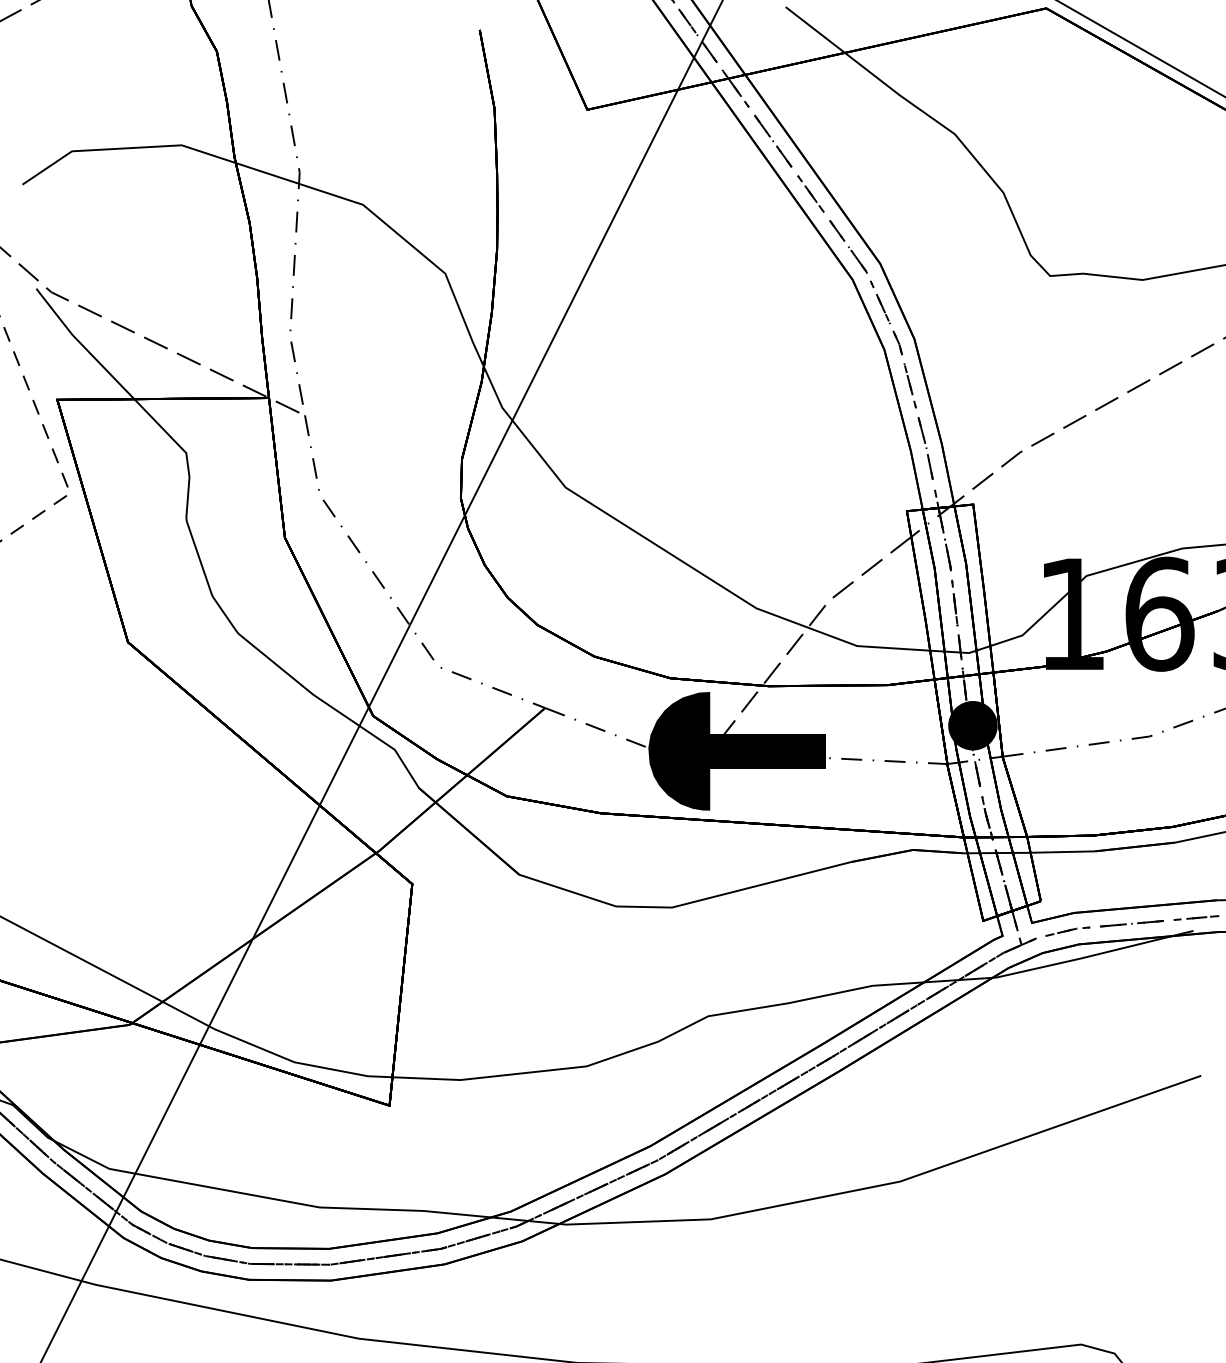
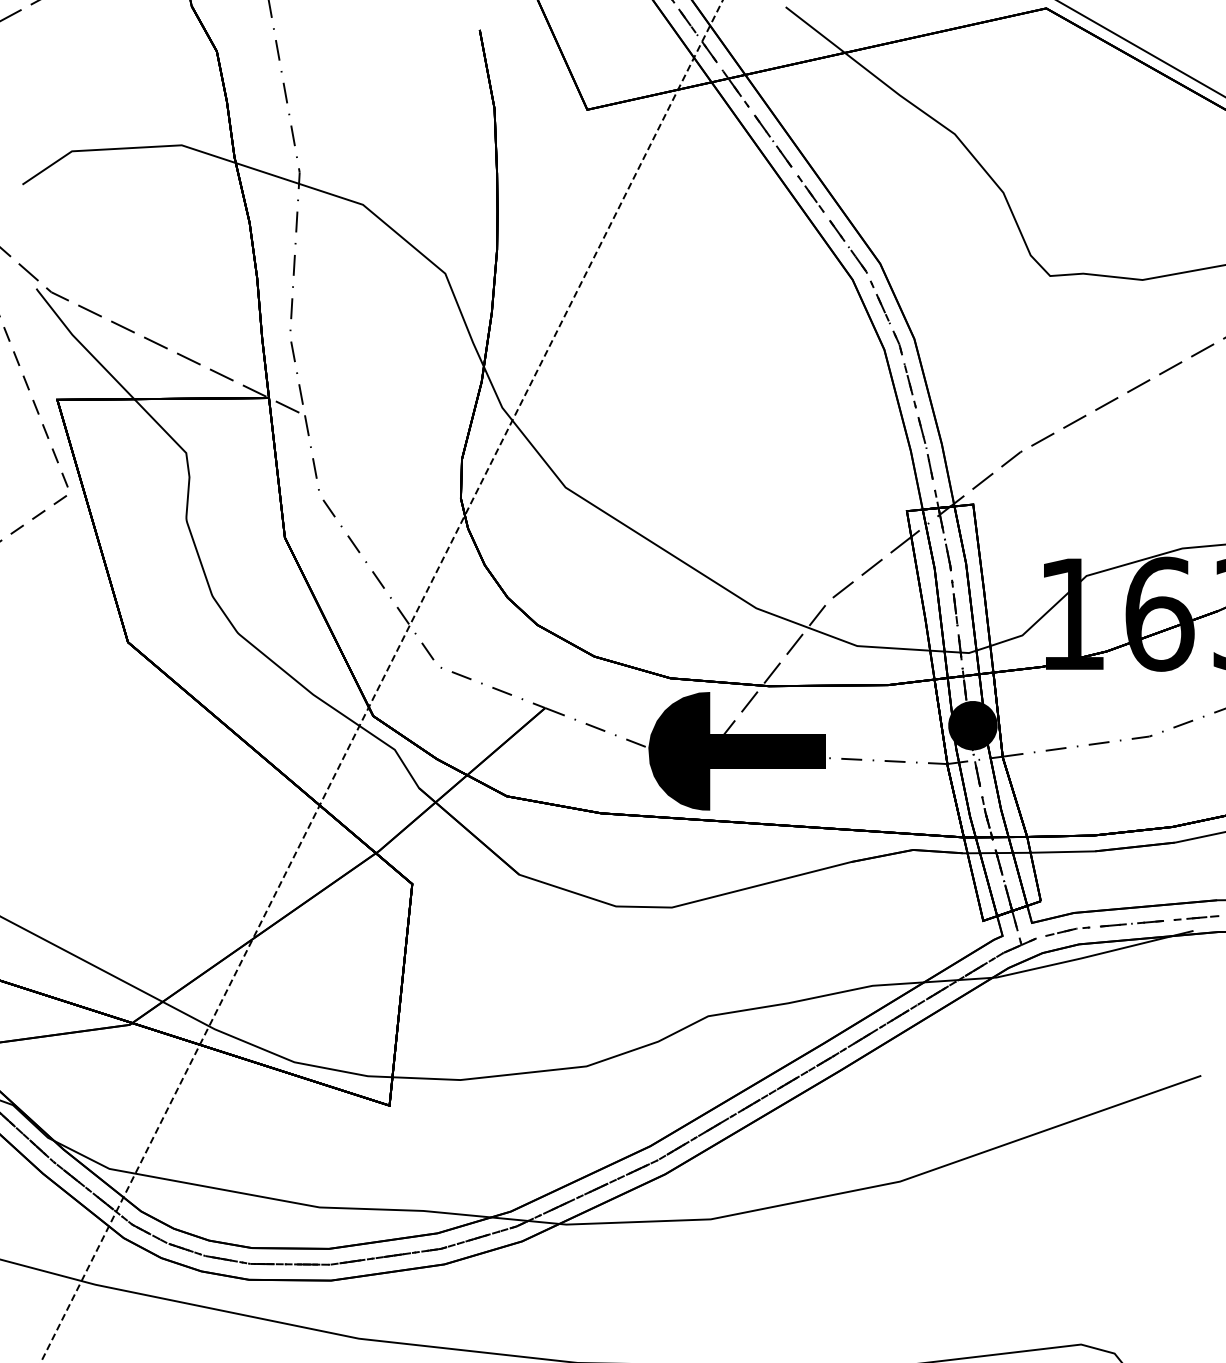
line: solid -> dashed (381, 681)
